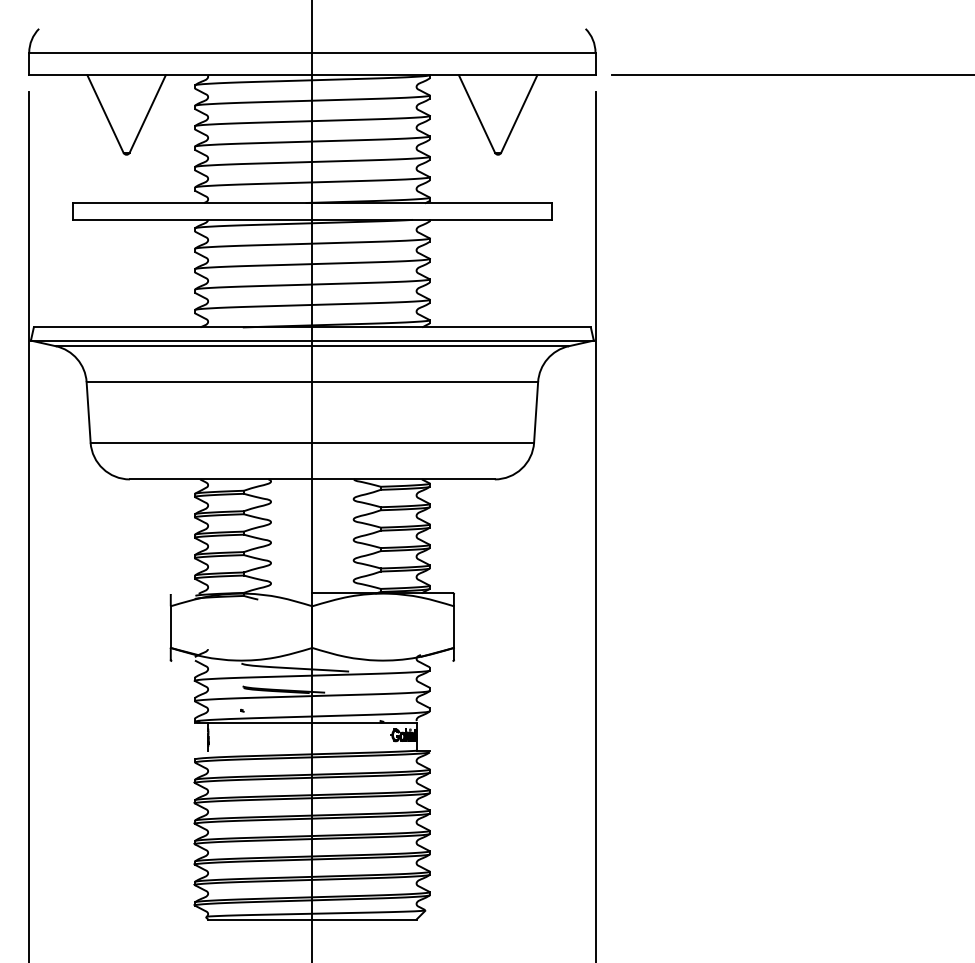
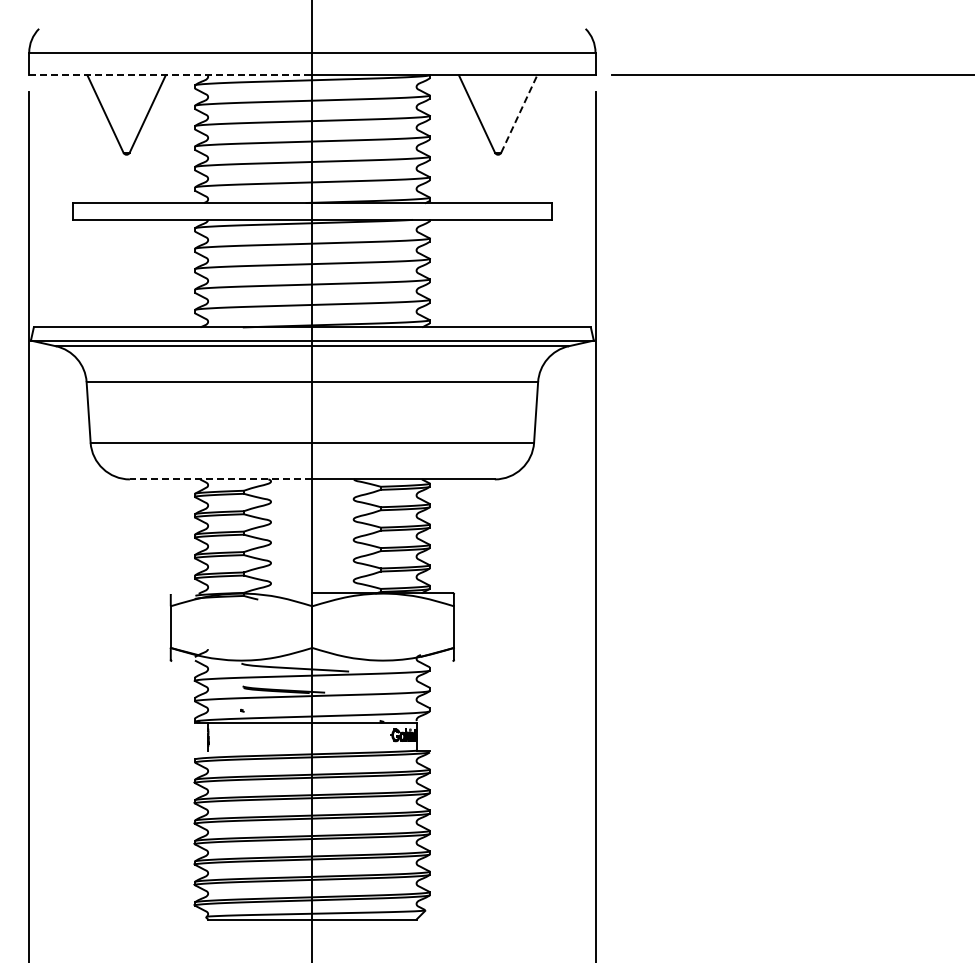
line: solid -> dashed (170, 75)
line: solid -> dashed (519, 114)
line: solid -> dashed (220, 479)
